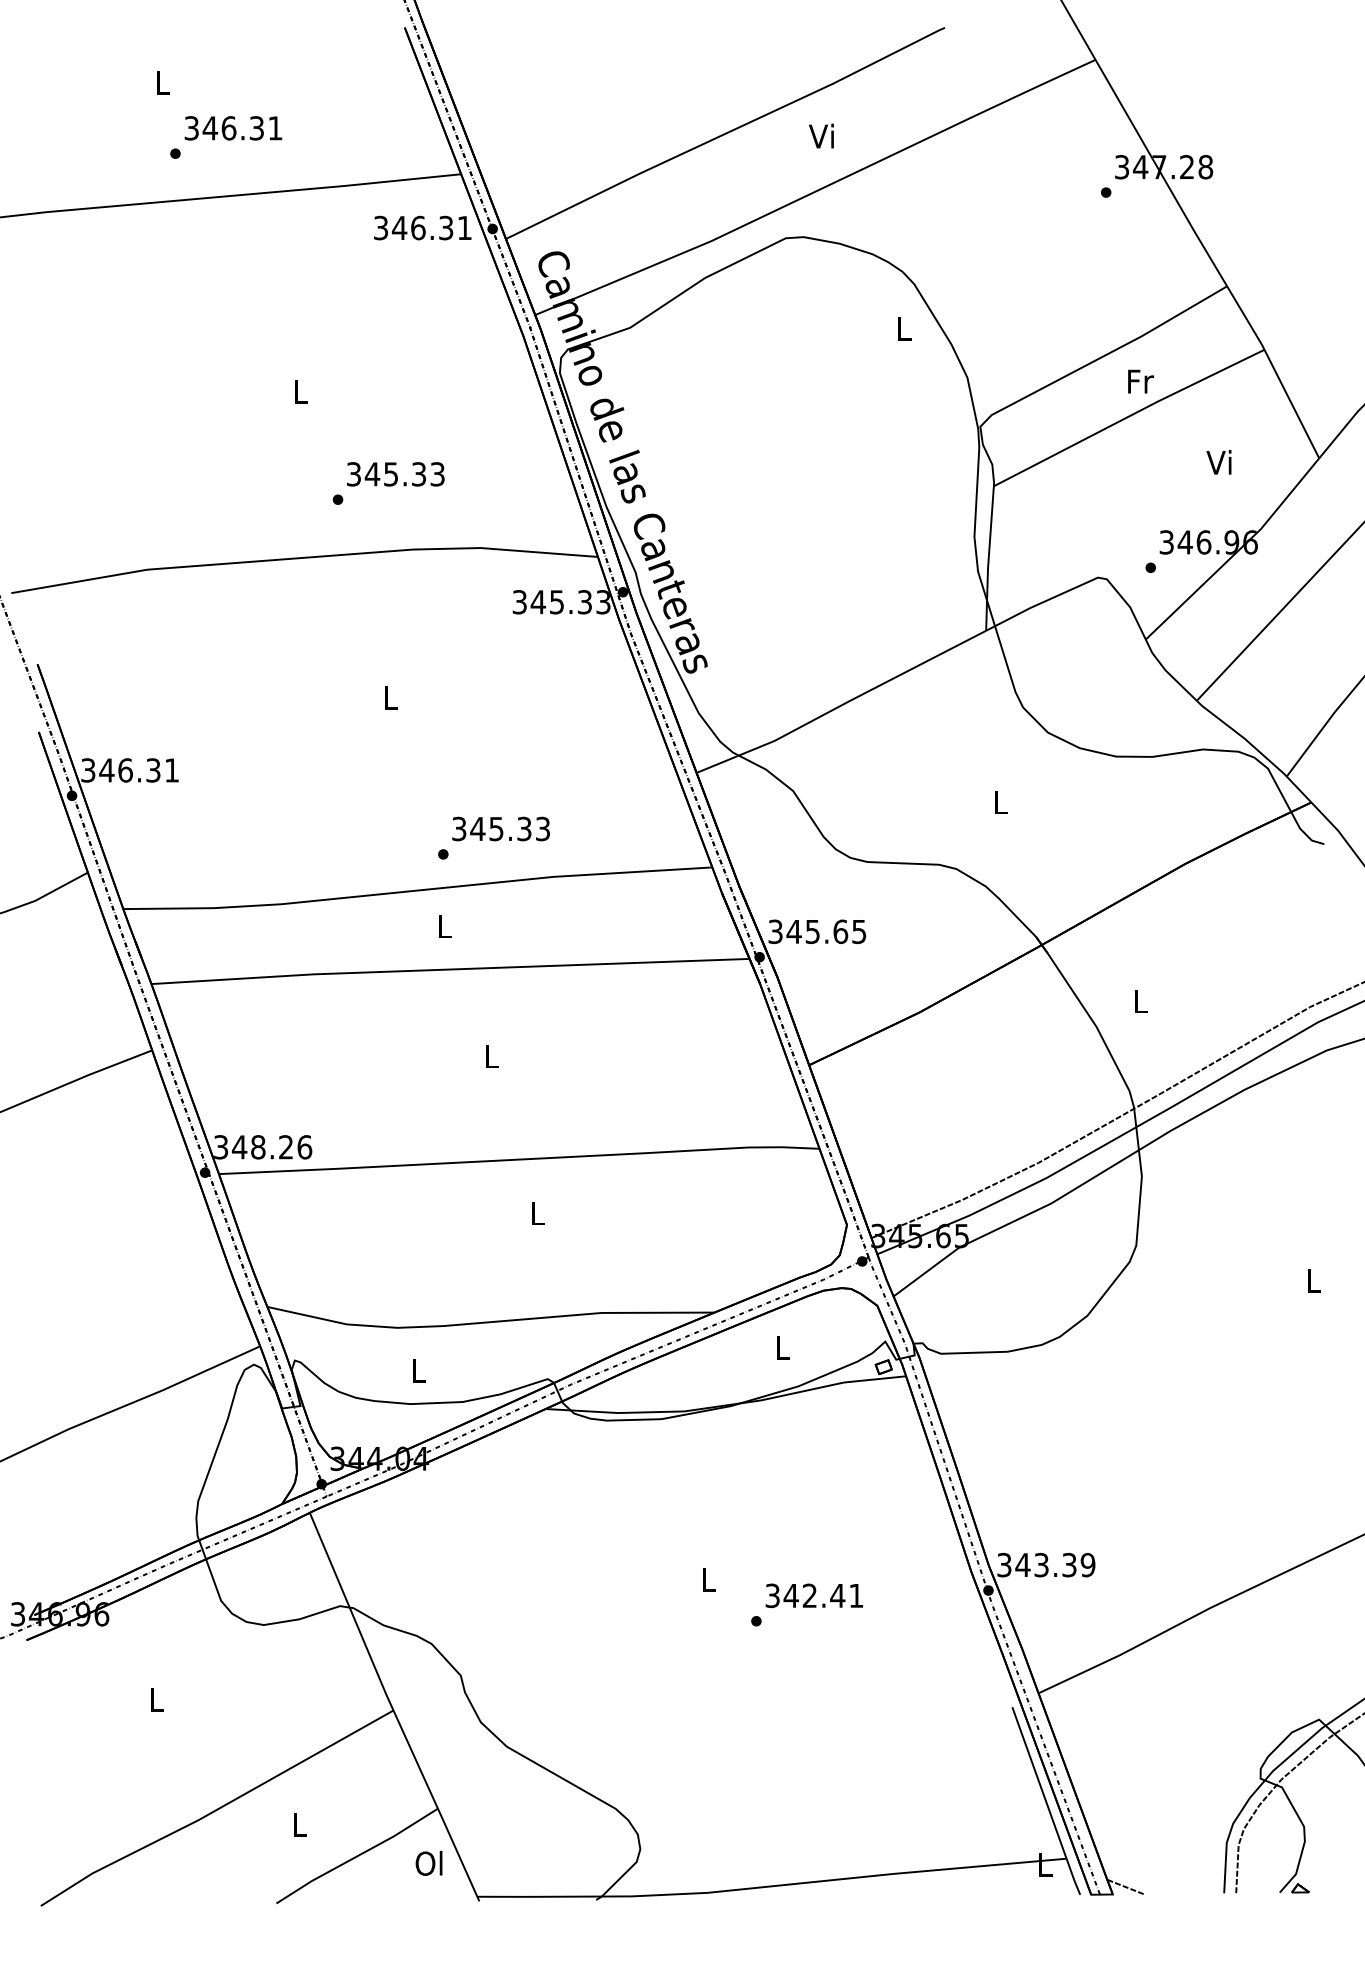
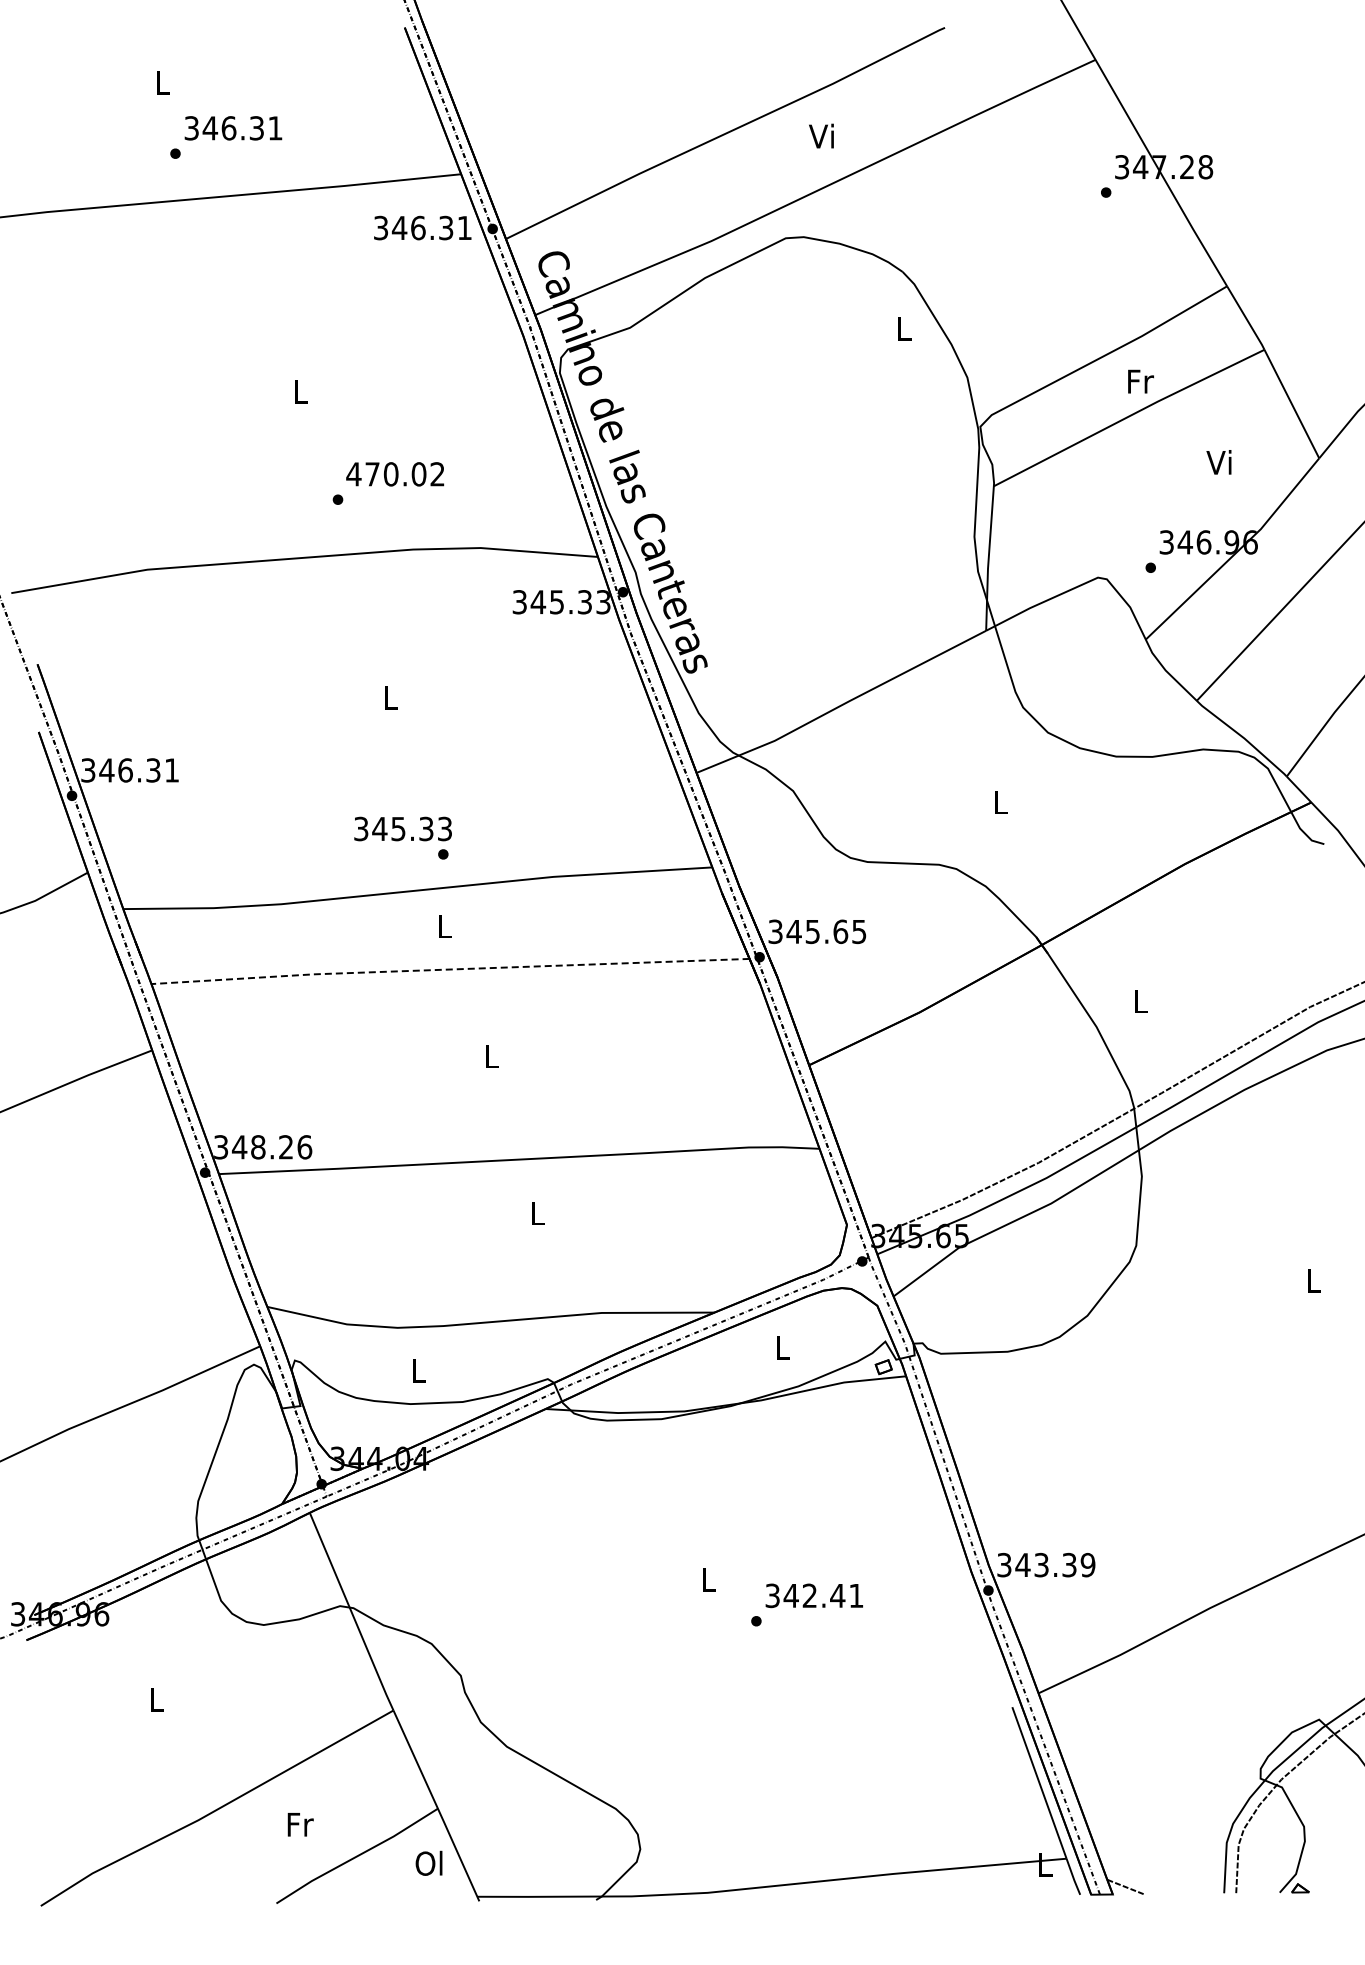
text: 345.33 -> 470.02 (395, 474)
text position: (500, 828) -> (402, 828) (402, 828)
line: solid -> dashed (449, 969)
text: L -> Fr (300, 1824)
